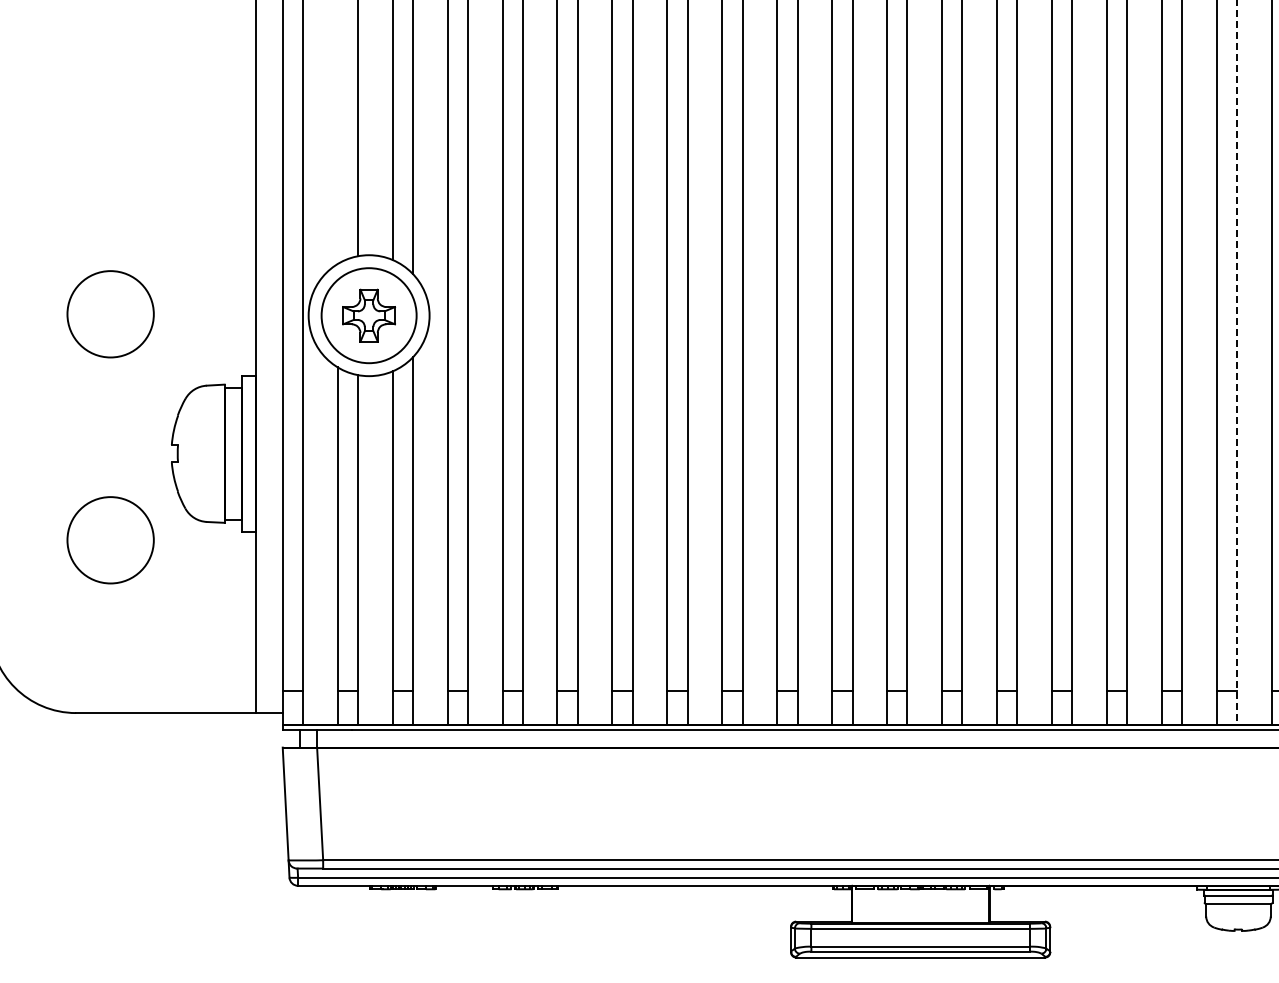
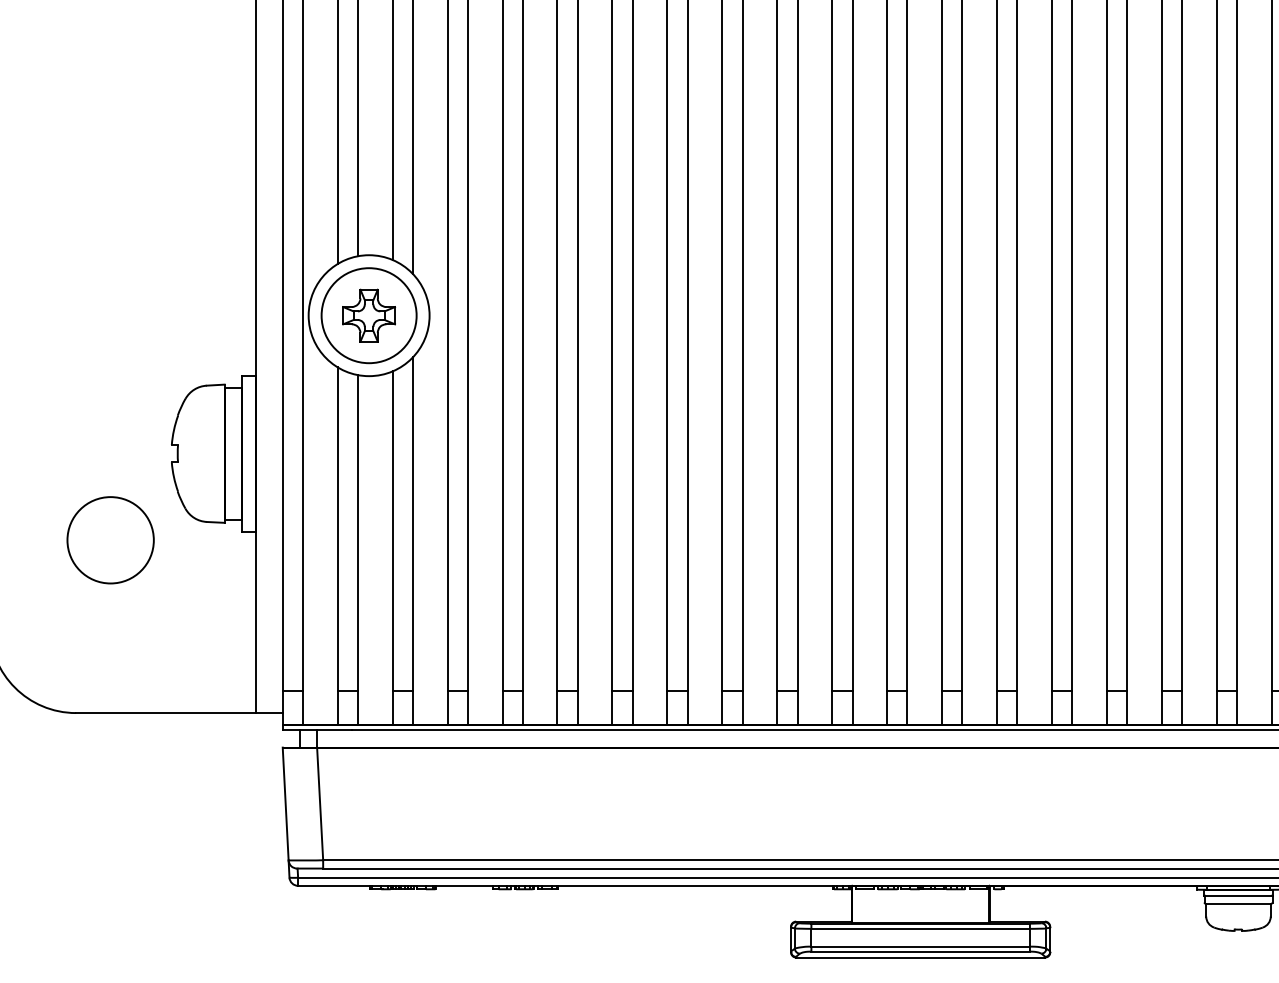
line: none -> present (337, 133)
circle: present -> none (110, 314)
line: dashed -> solid (1237, 363)
